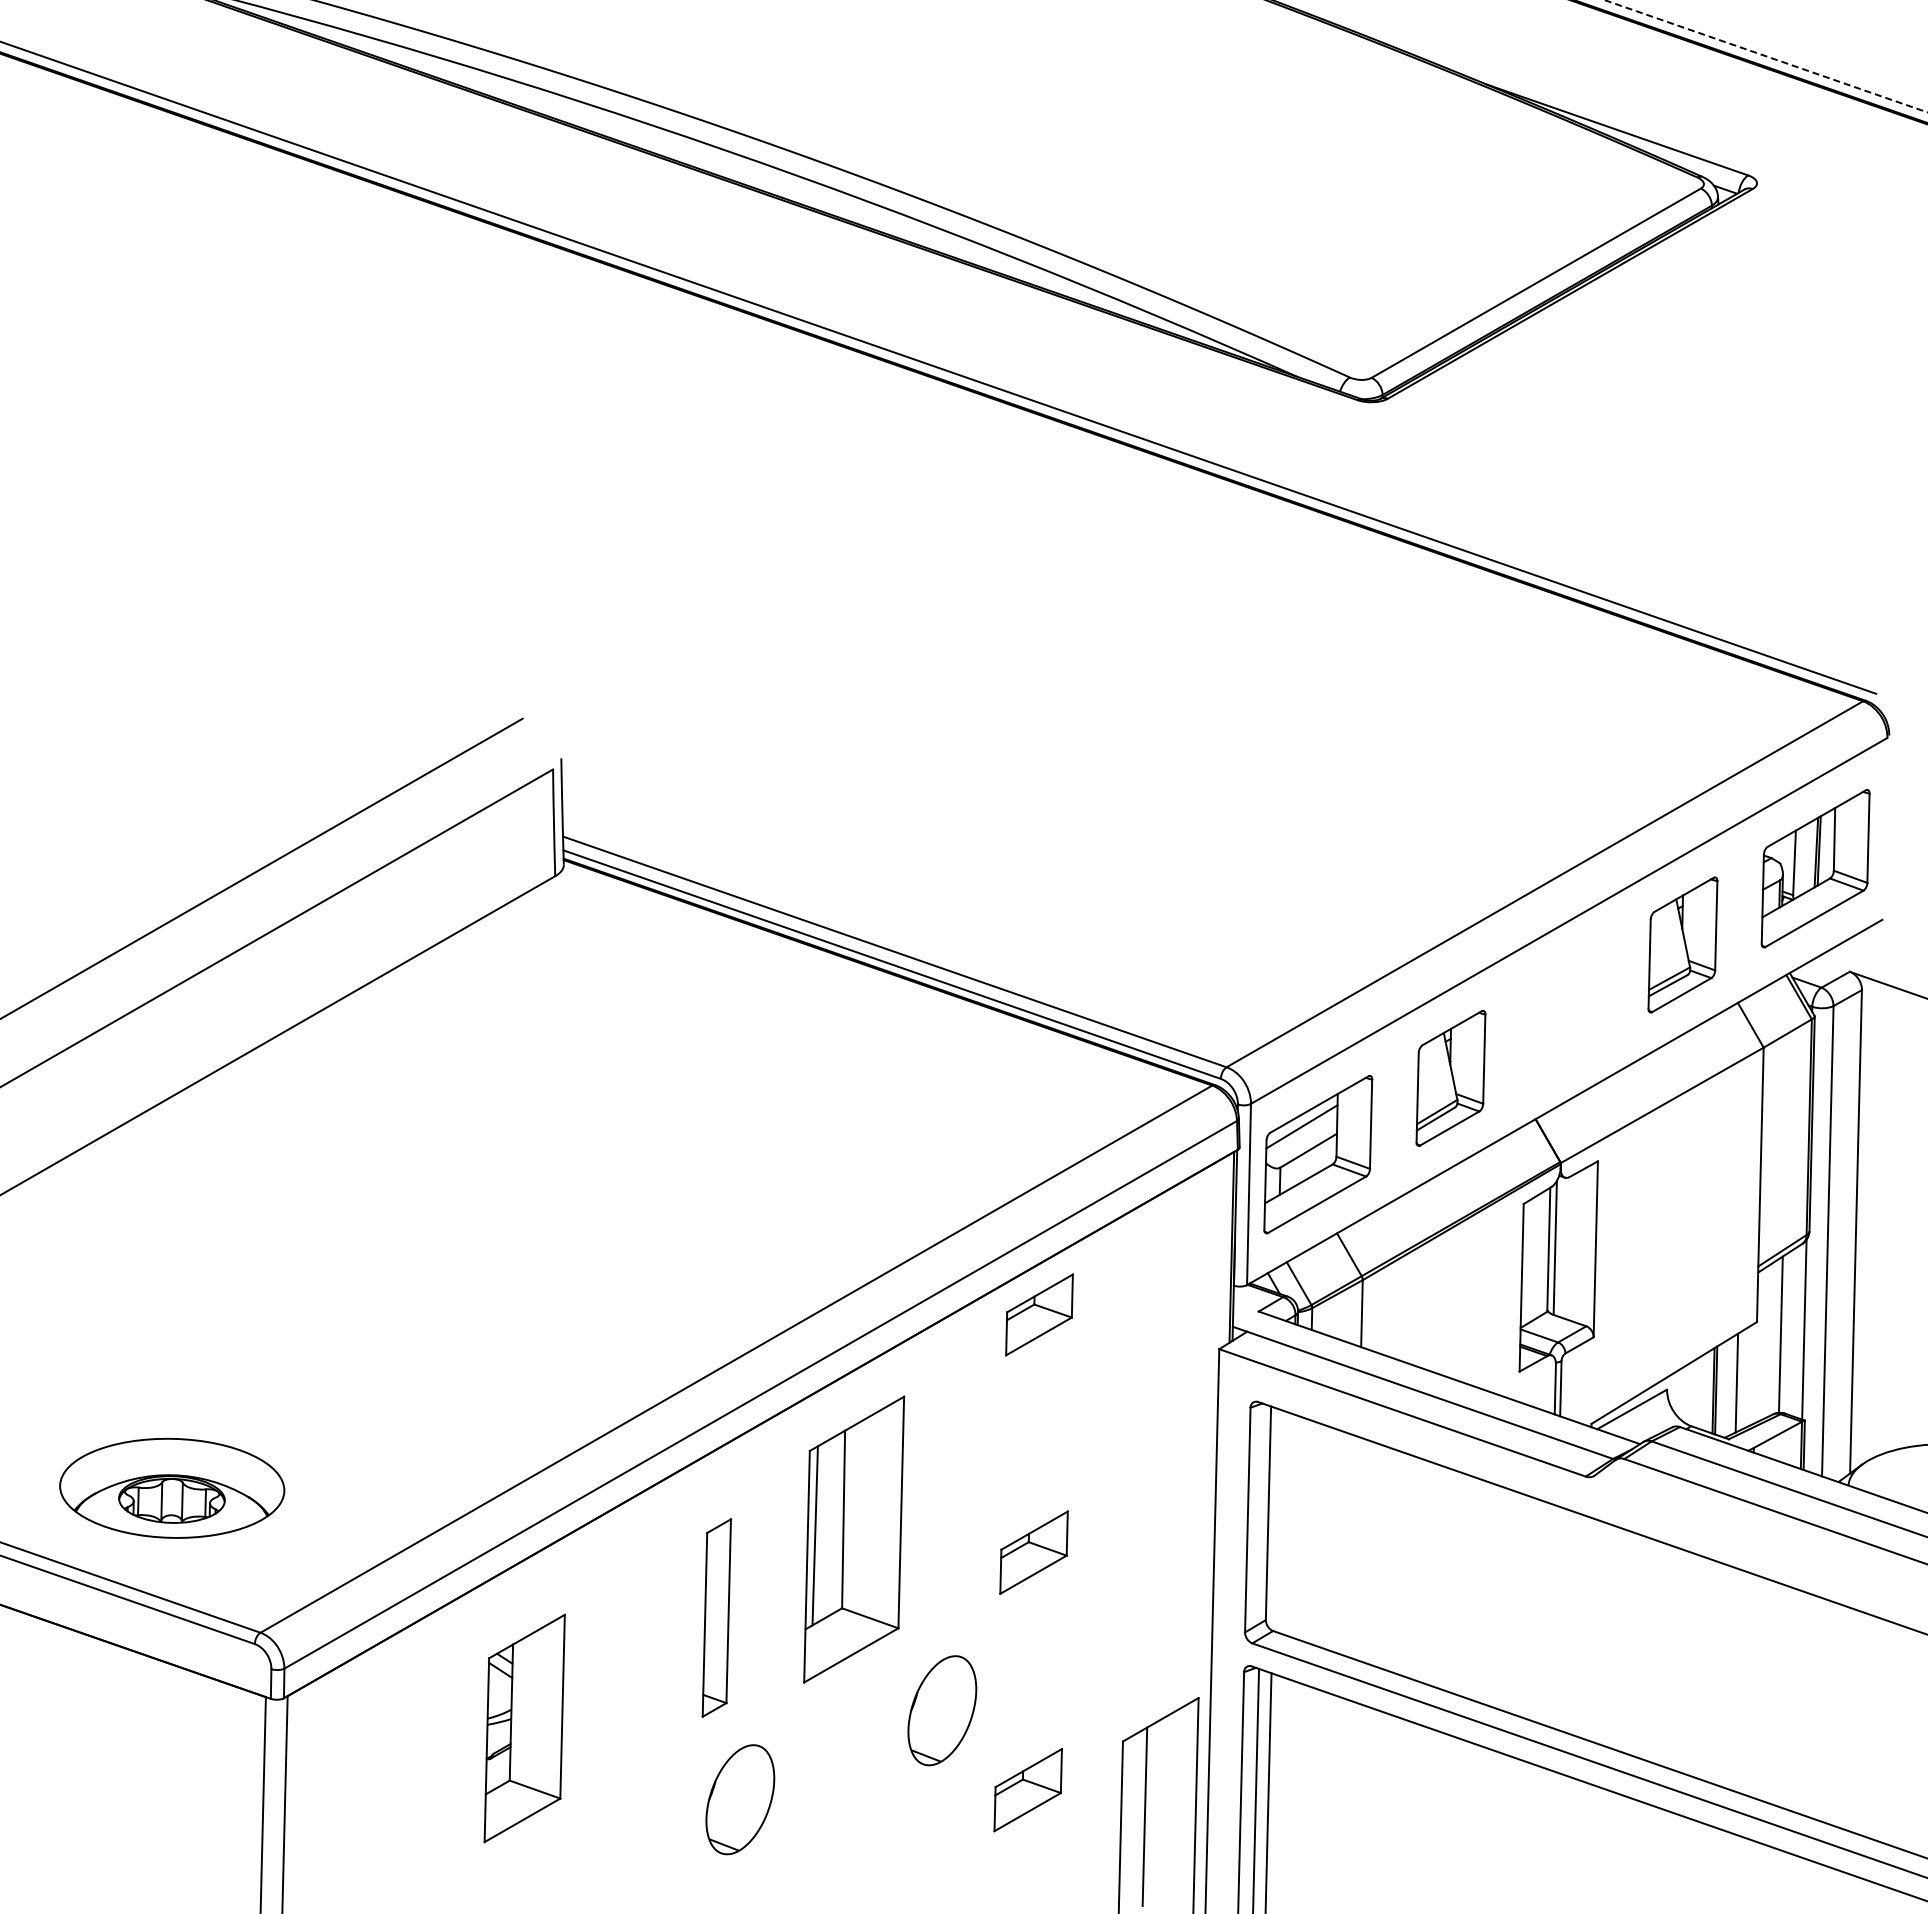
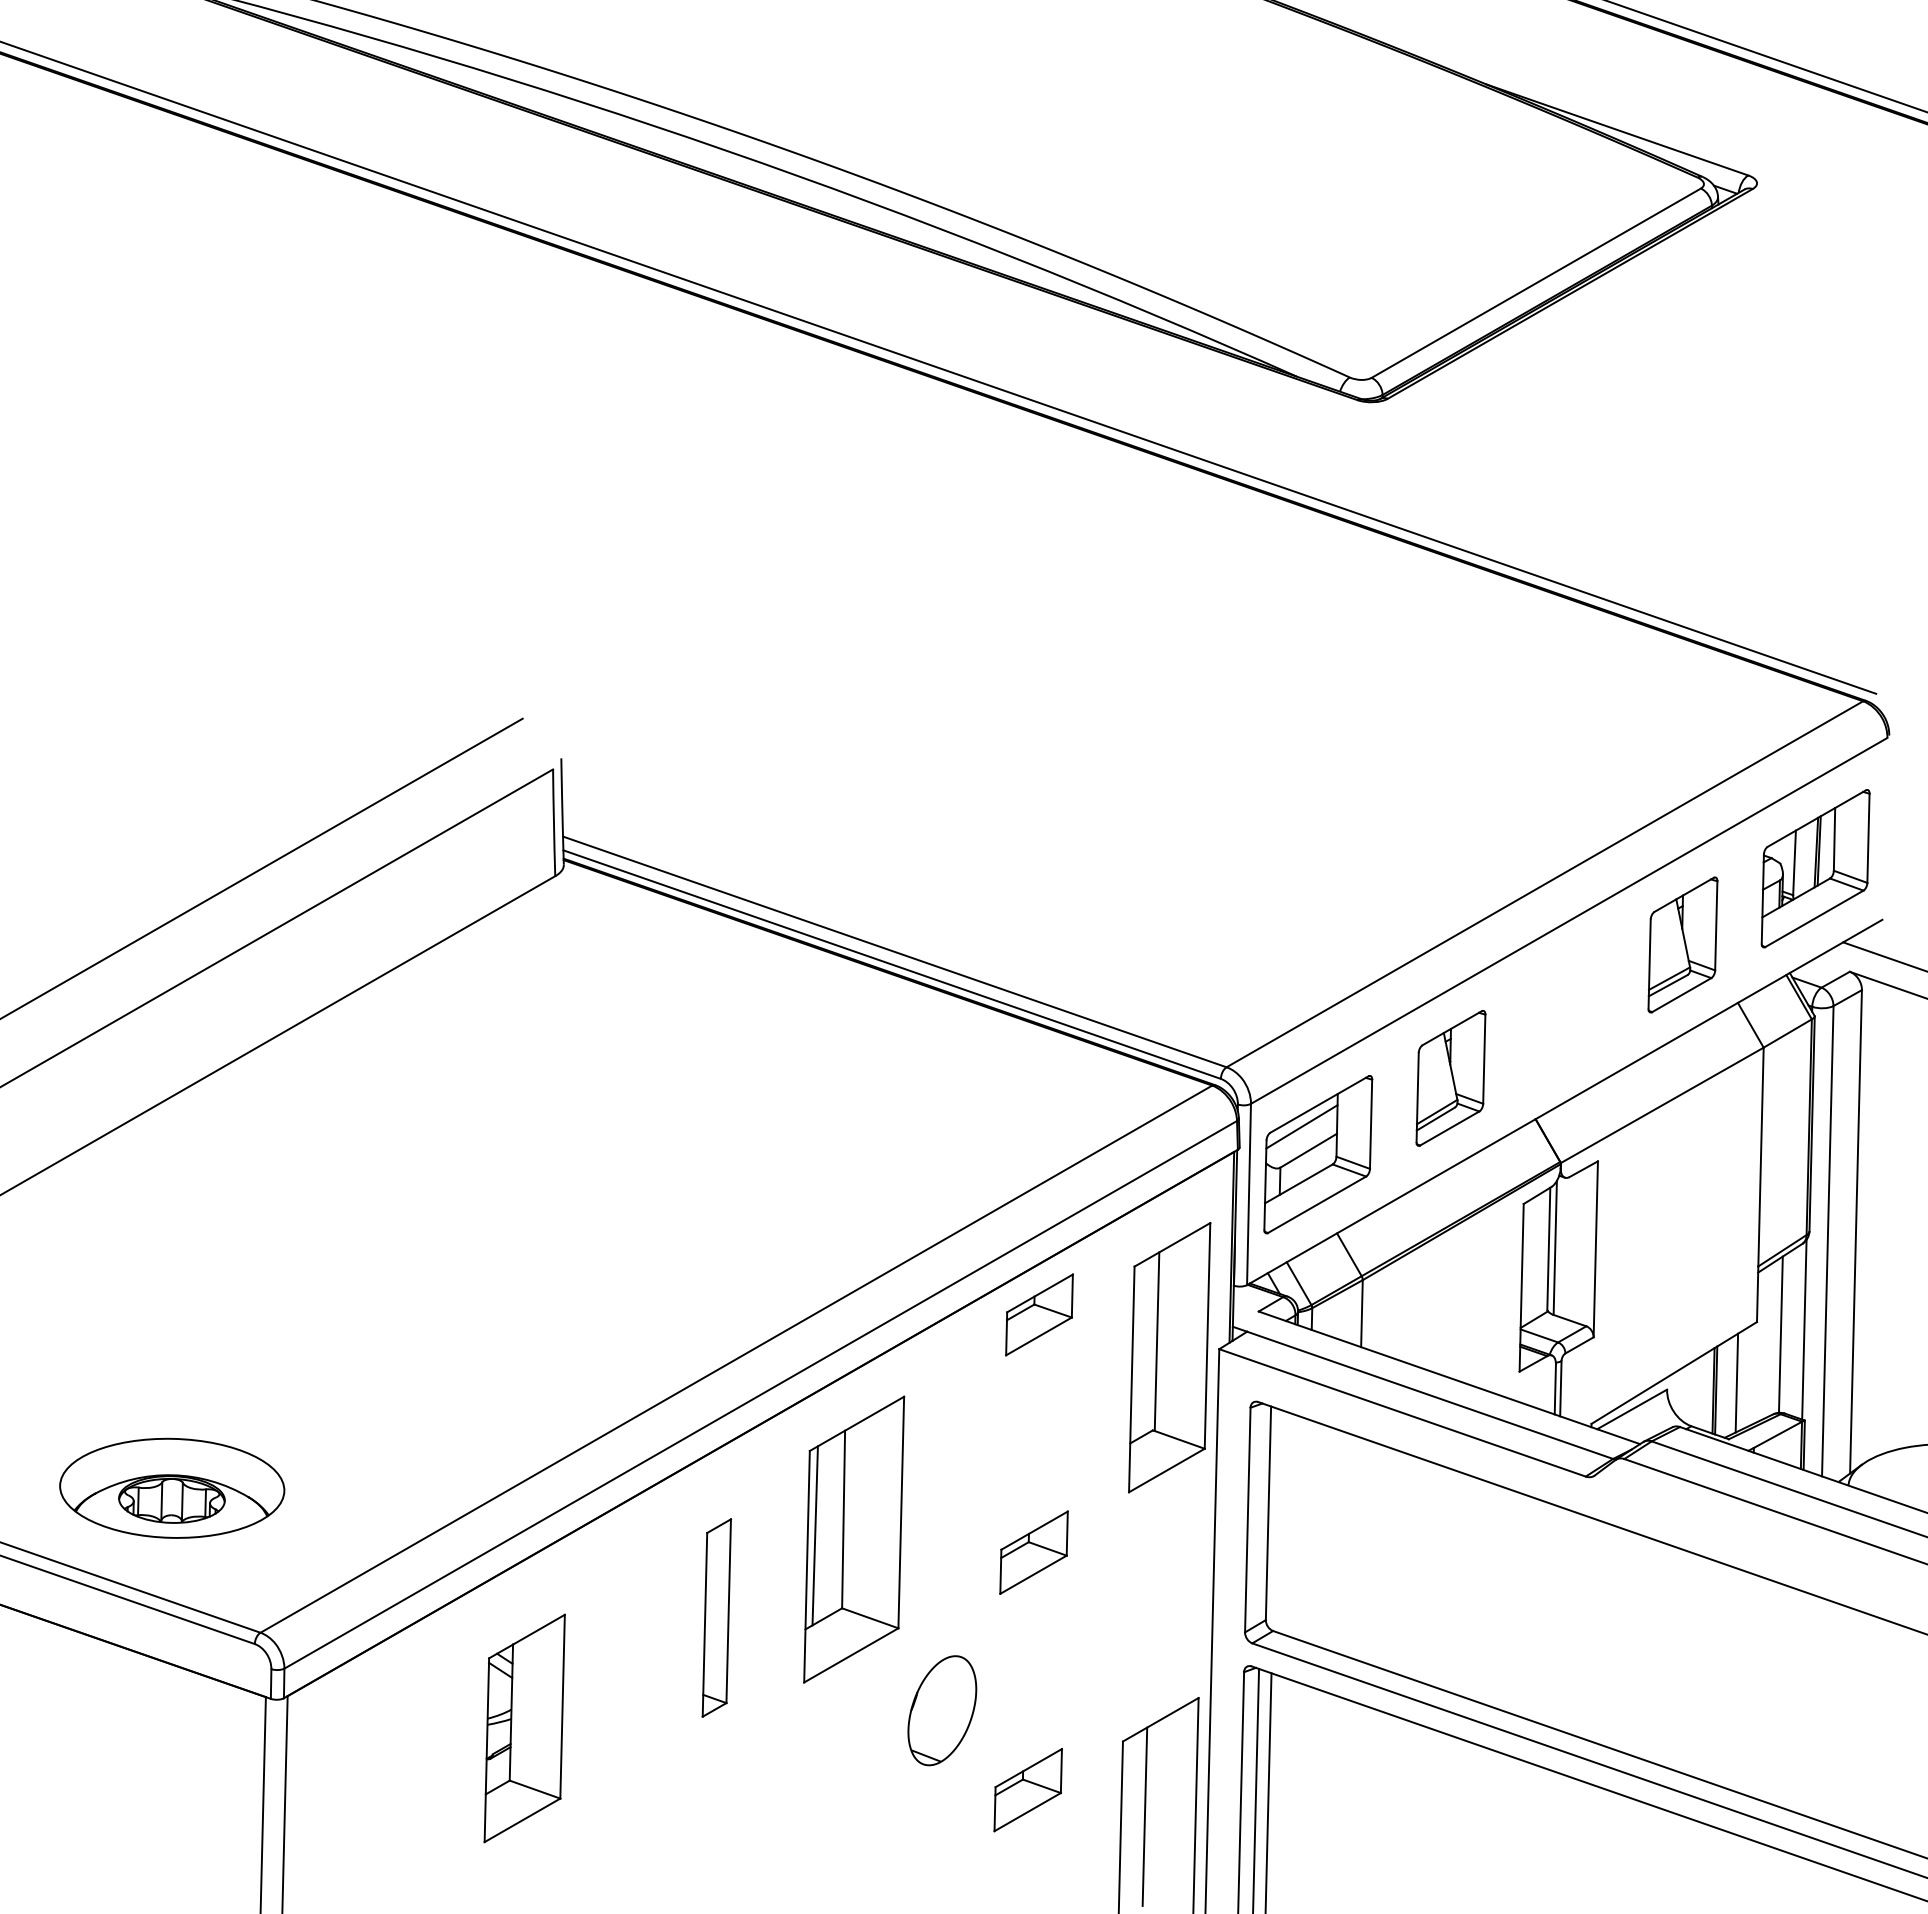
line: dashed -> solid (1766, 56)
line: none -> present (1883, 956)
part: none -> present (1169, 1357)
part: present -> none (740, 1799)
